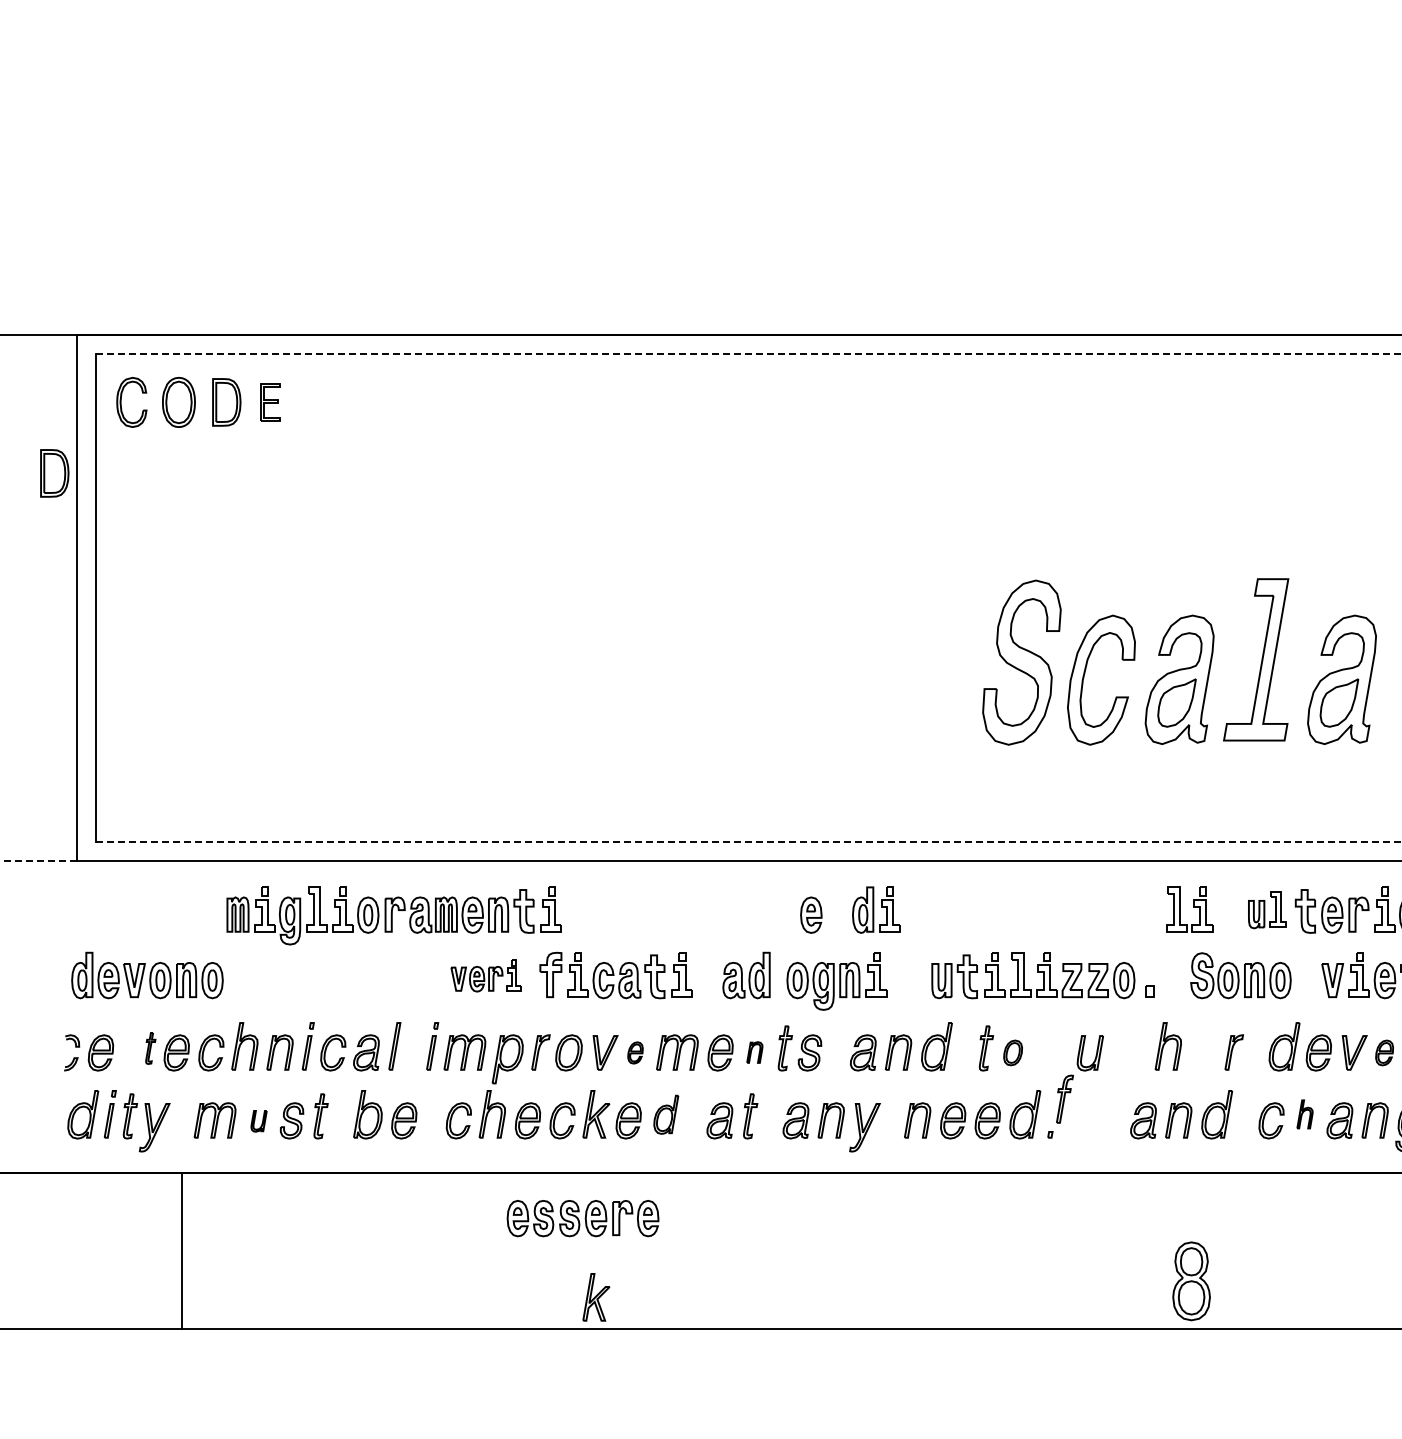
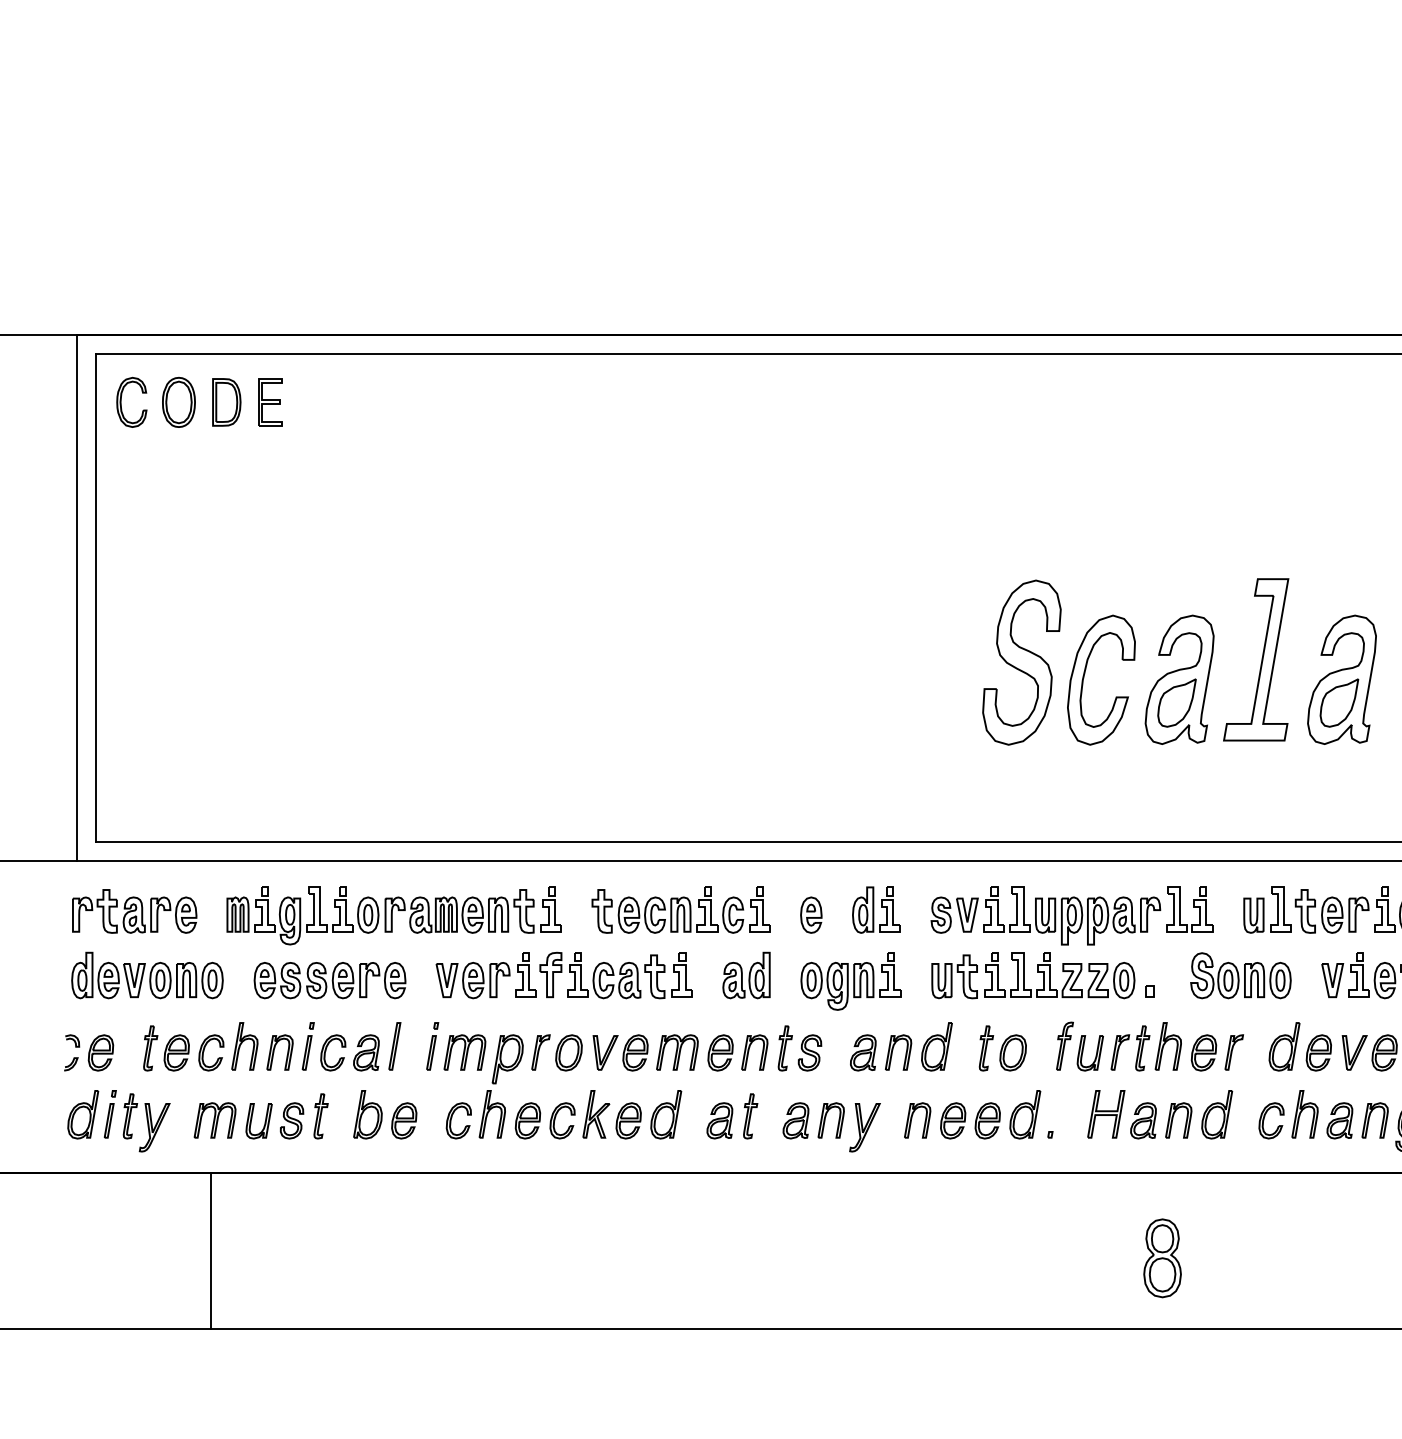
line: dashed -> solid (748, 354)
part size: 21x39 px -> 25x49 px (270, 402)
part: present -> none (54, 473)
line: dashed -> solid (748, 841)
line: dashed -> solid (38, 861)
part: none -> present (680, 909)
part size: 39x39 px -> 49x48 px (1267, 909)
part: none -> present (134, 911)
part: none -> present (1045, 915)
part size: 72x34 px -> 102x48 px (485, 975)
part position: (836, 981) -> (850, 981) (850, 981)
part size: 12x33 px -> 16x47 px (150, 1048)
part: none -> present (1137, 1050)
part size: 17x24 px -> 27x38 px (635, 1052)
part size: 18x23 px -> 28x37 px (754, 1052)
part size: 20x28 px -> 28x38 px (1012, 1052)
part: none -> present (1203, 1052)
part size: 20x28 px -> 27x38 px (1384, 1052)
part position: (1064, 1098) -> (1064, 1045) (1064, 1045)
part size: 27x41 px -> 33x50 px (666, 1114)
part: none -> present (1106, 1114)
part size: 18x31 px -> 28x49 px (1304, 1114)
part size: 18x23 px -> 28x37 px (258, 1121)
part position: (582, 1218) -> (329, 980) (329, 980)
line position: (181, 1251) -> (210, 1251) (210, 1251)
part position: (1191, 1281) -> (1162, 1258) (1162, 1258)
part: present -> none (596, 1297)
